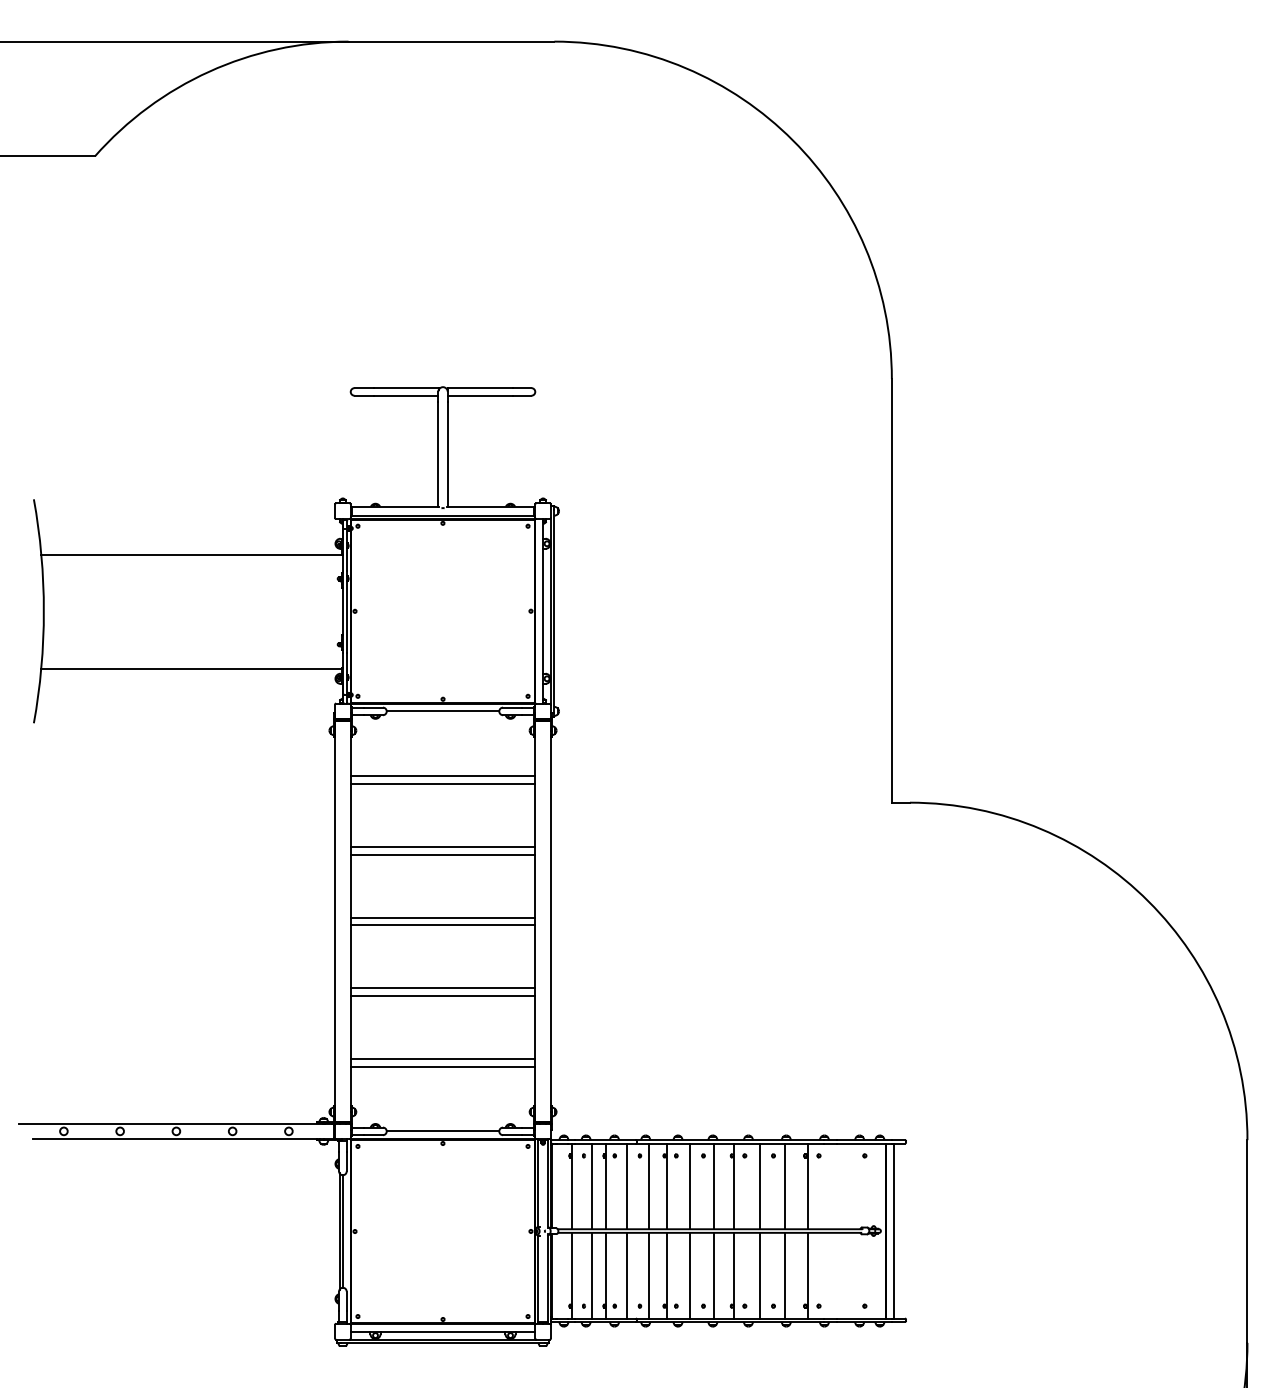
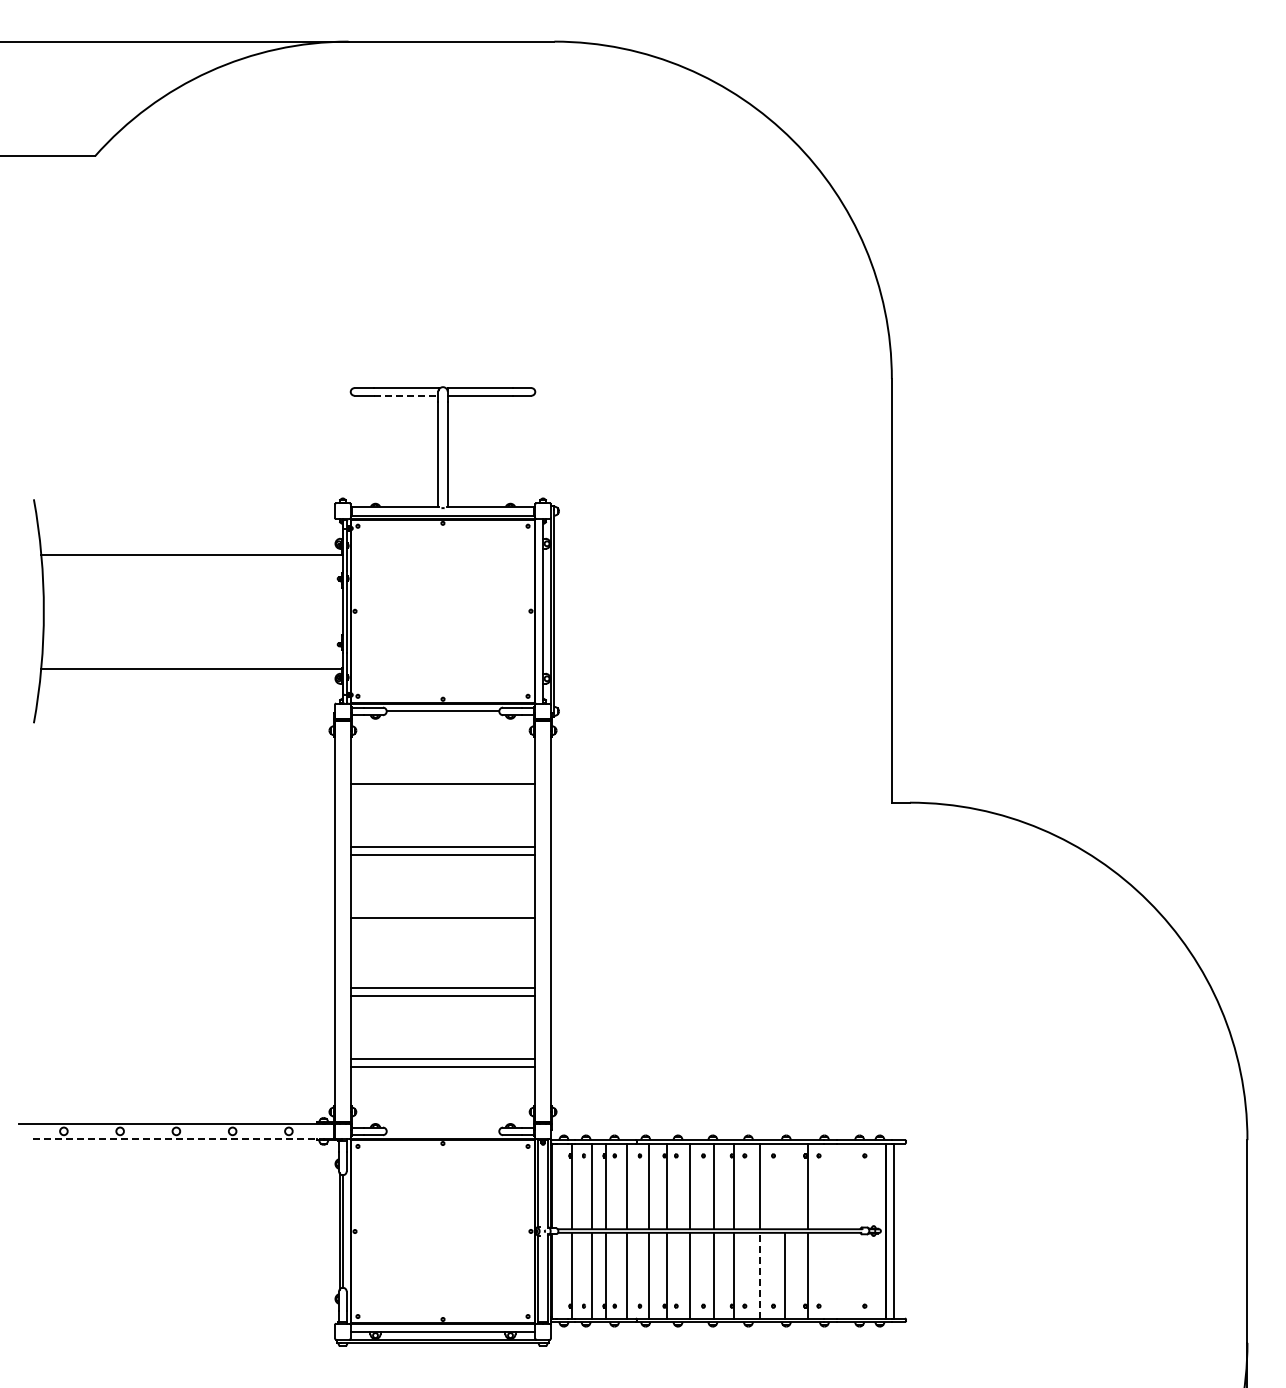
line: solid -> dashed (406, 395)
line: present -> none (442, 776)
line: present -> none (442, 925)
line: present -> none (442, 1131)
line: solid -> dashed (176, 1139)
line: present -> none (784, 1186)
line: solid -> dashed (759, 1275)
